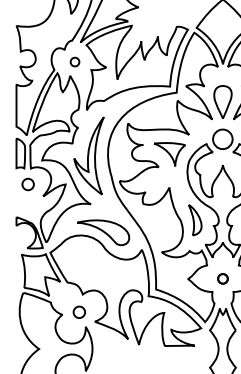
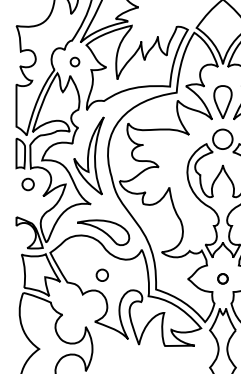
part: present -> none (169, 154)
part: present -> none (195, 220)
part position: (78, 311) -> (101, 274) (101, 274)
